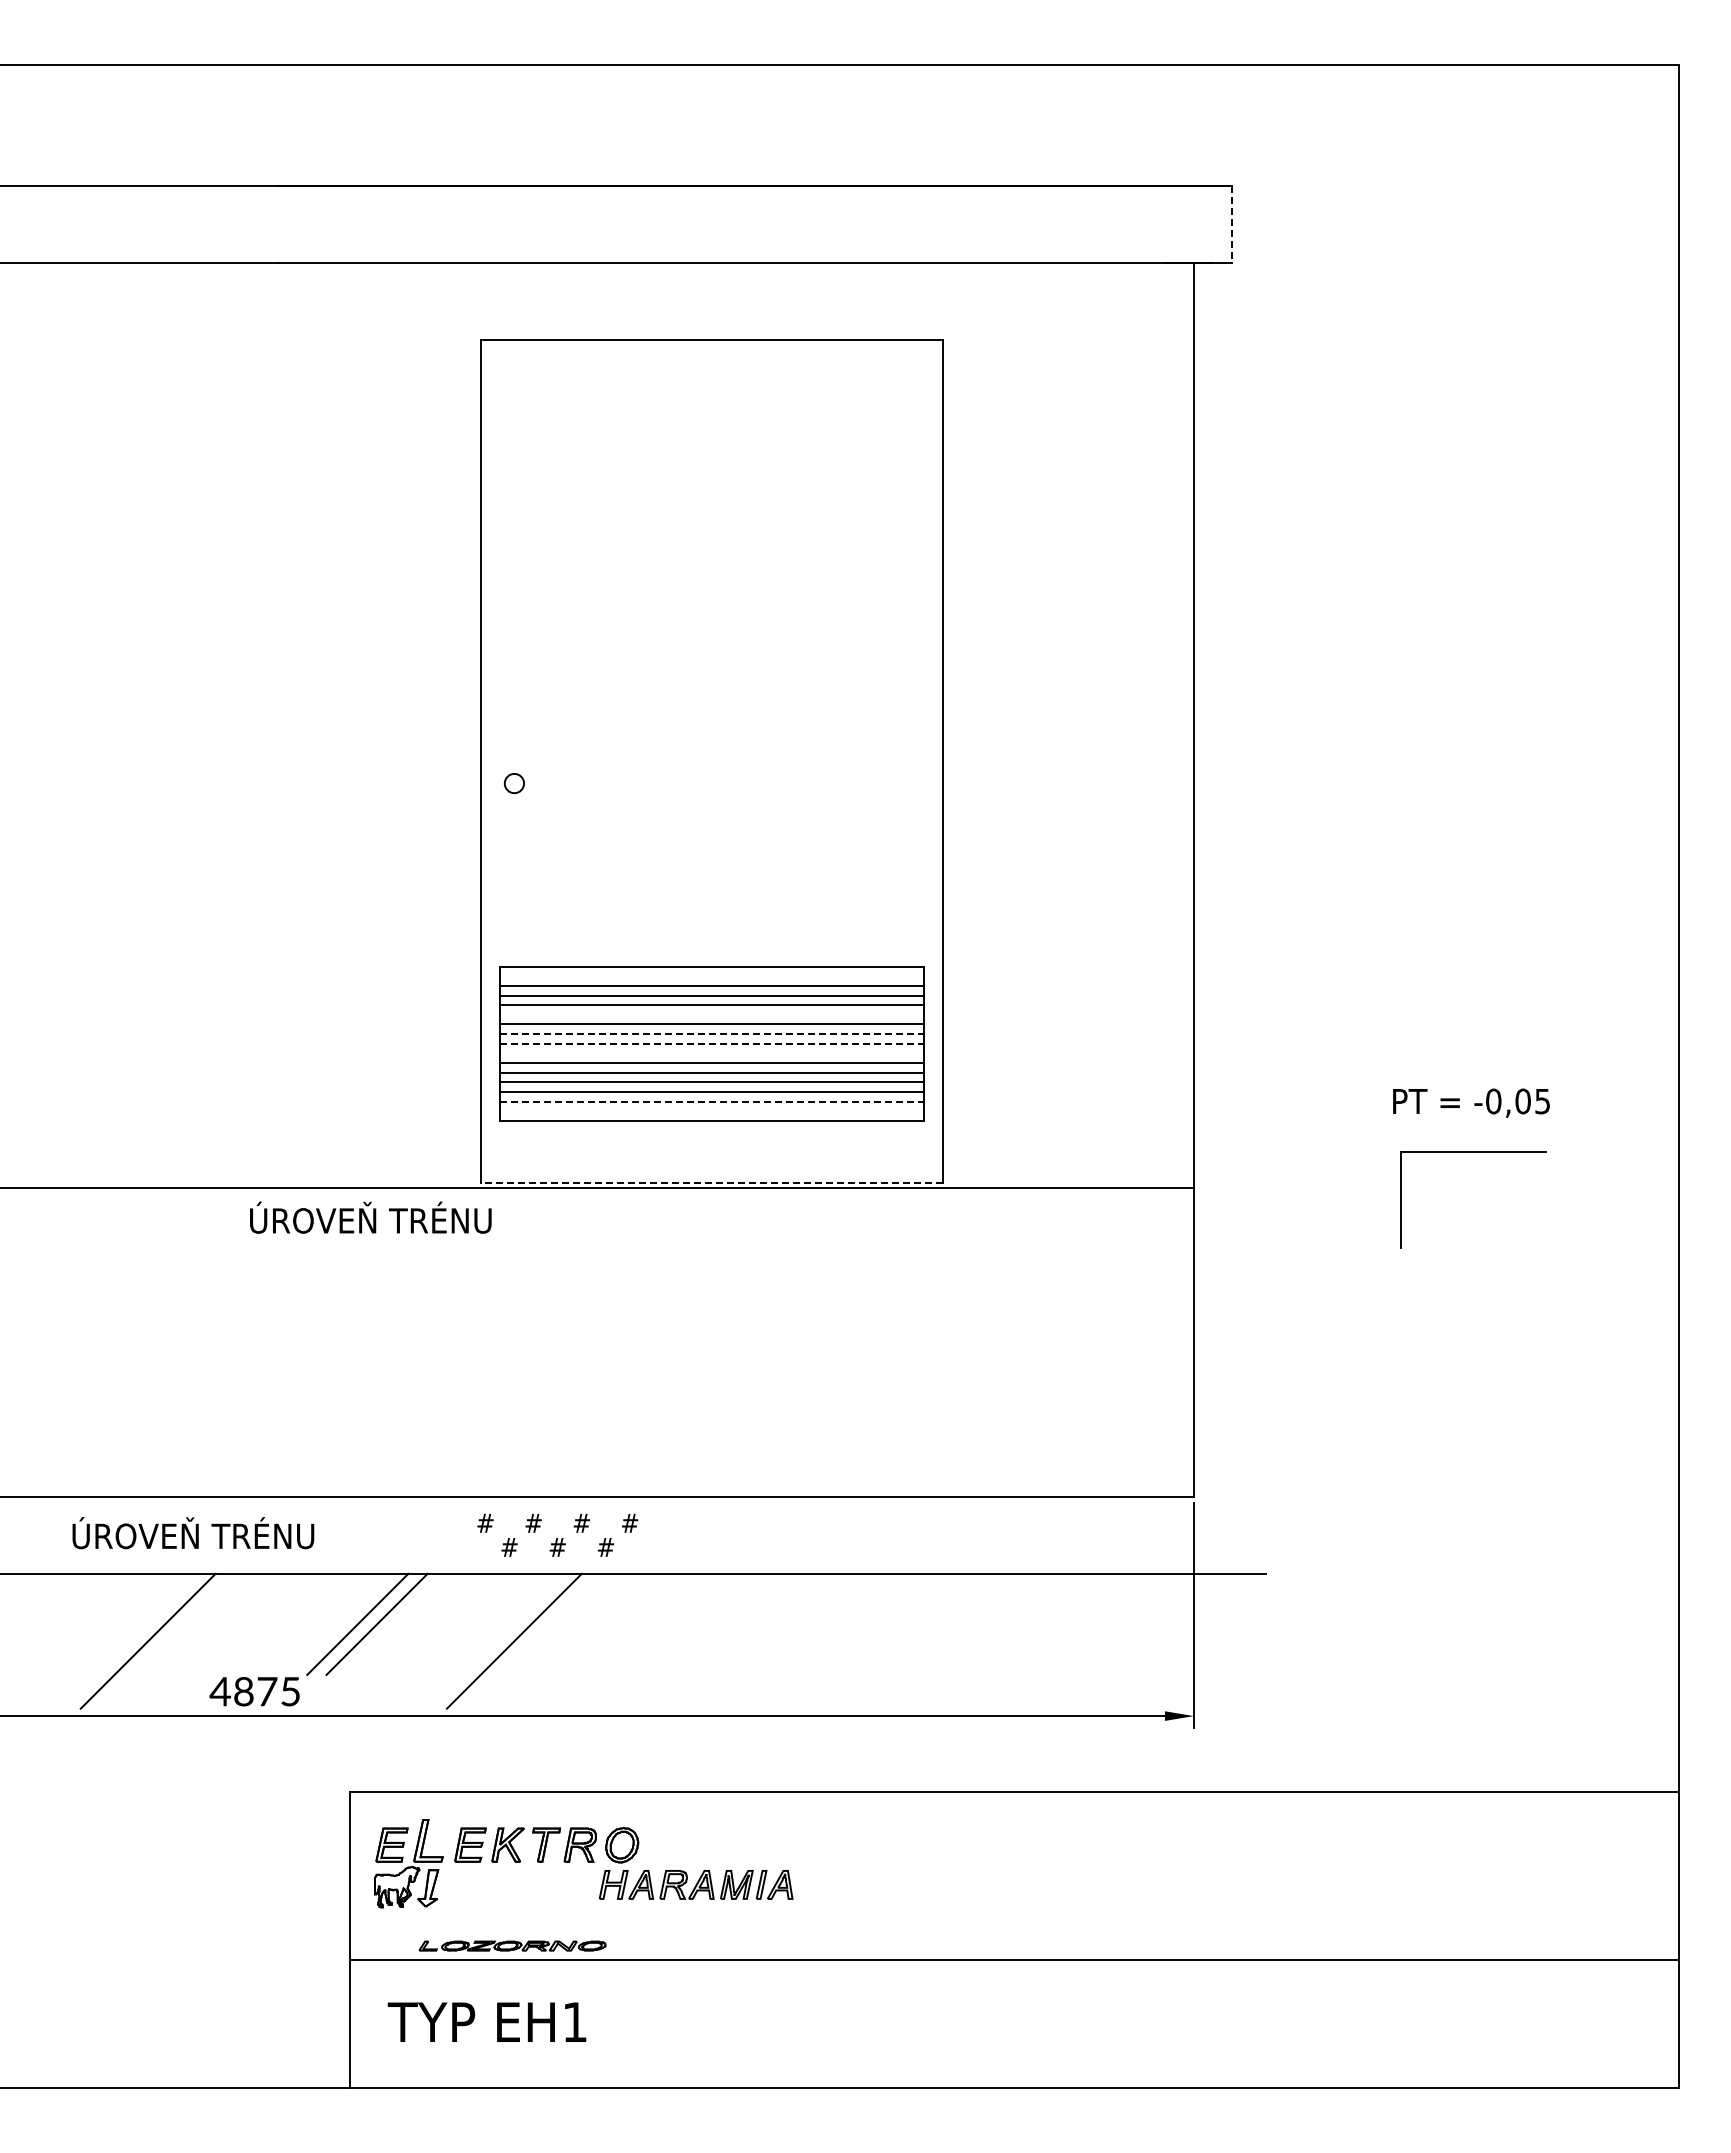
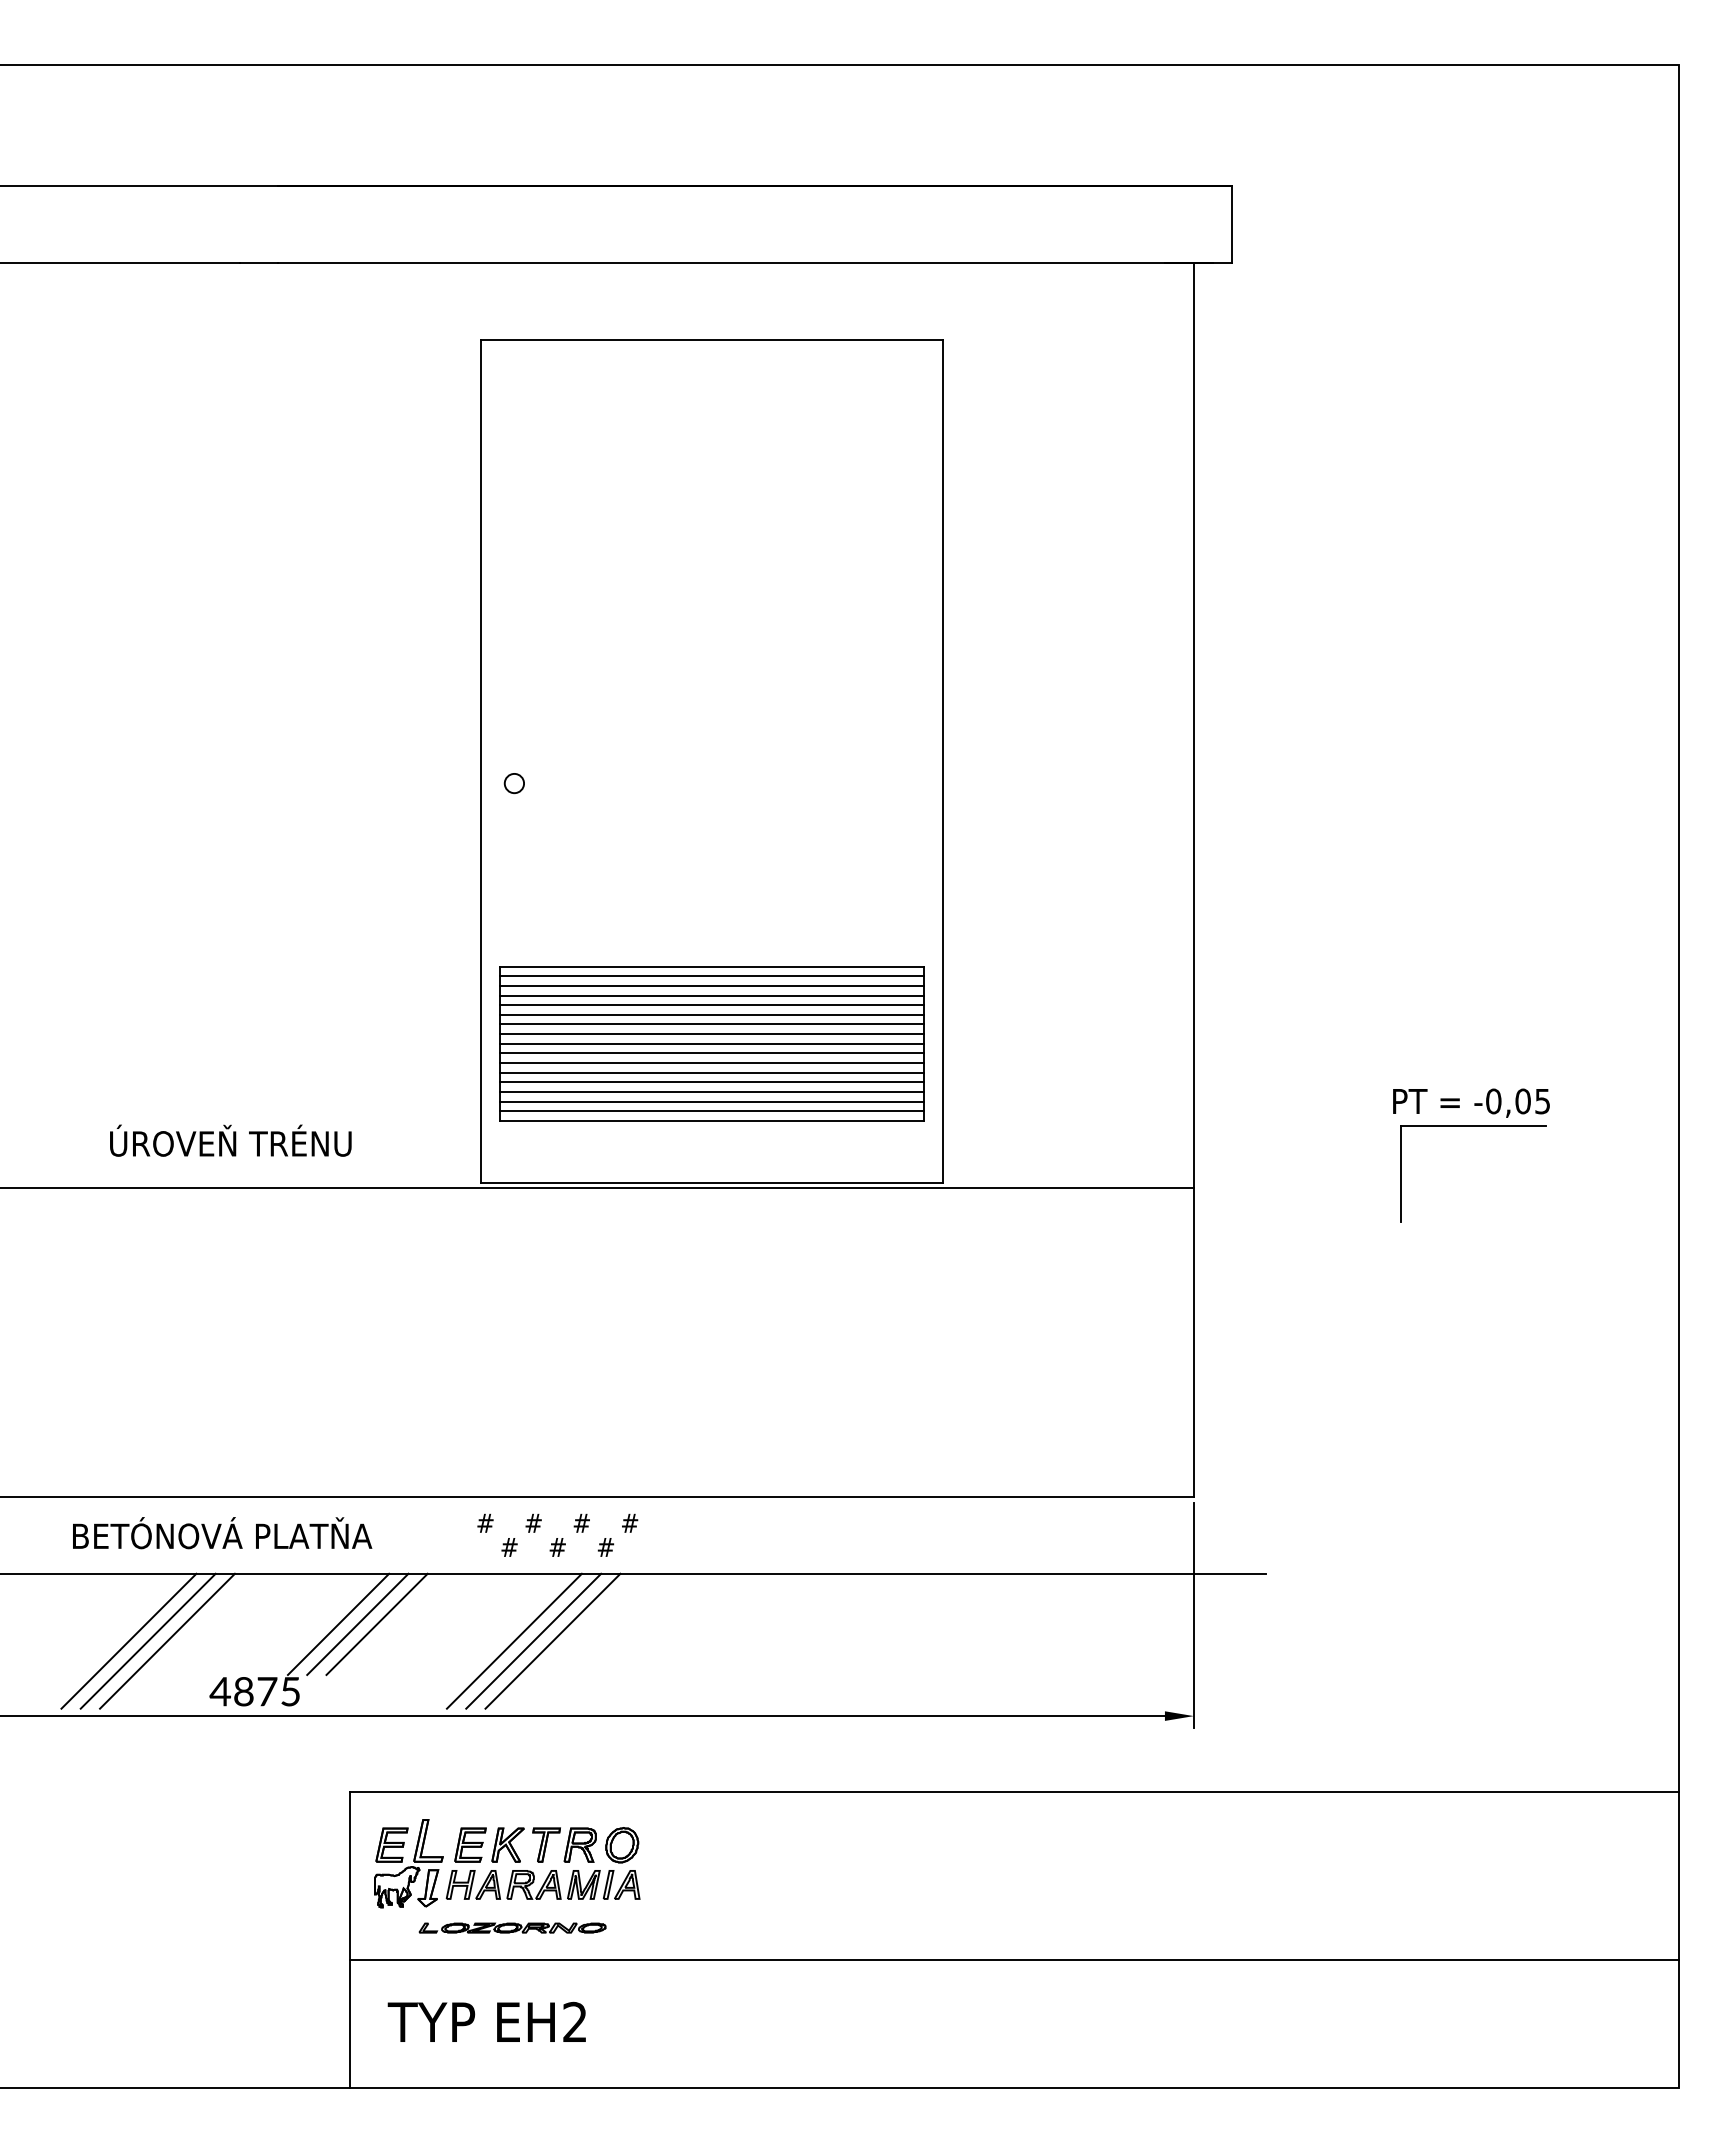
line: dashed -> solid (1232, 224)
line: none -> present (711, 976)
line: none -> present (711, 1014)
line: dashed -> solid (712, 1034)
line: dashed -> solid (712, 1043)
line: none -> present (711, 1053)
line: dashed -> solid (712, 1101)
line: none -> present (711, 1111)
part position: (1473, 1152) -> (1473, 1126) (1473, 1126)
line: dashed -> solid (711, 1183)
text position: (370, 1217) -> (230, 1140) (230, 1140)
text: ÚROVEŇ TRÉNU -> BETÓNOVÁ PLATŇA (222, 1533)
line: none -> present (338, 1623)
line: none -> present (128, 1640)
line: none -> present (167, 1640)
line: none -> present (533, 1640)
line: none -> present (552, 1640)
part position: (695, 1884) -> (542, 1884) (542, 1884)
part position: (512, 1945) -> (512, 1927) (512, 1927)
text: EH1 -> EH2 (574, 2021)
